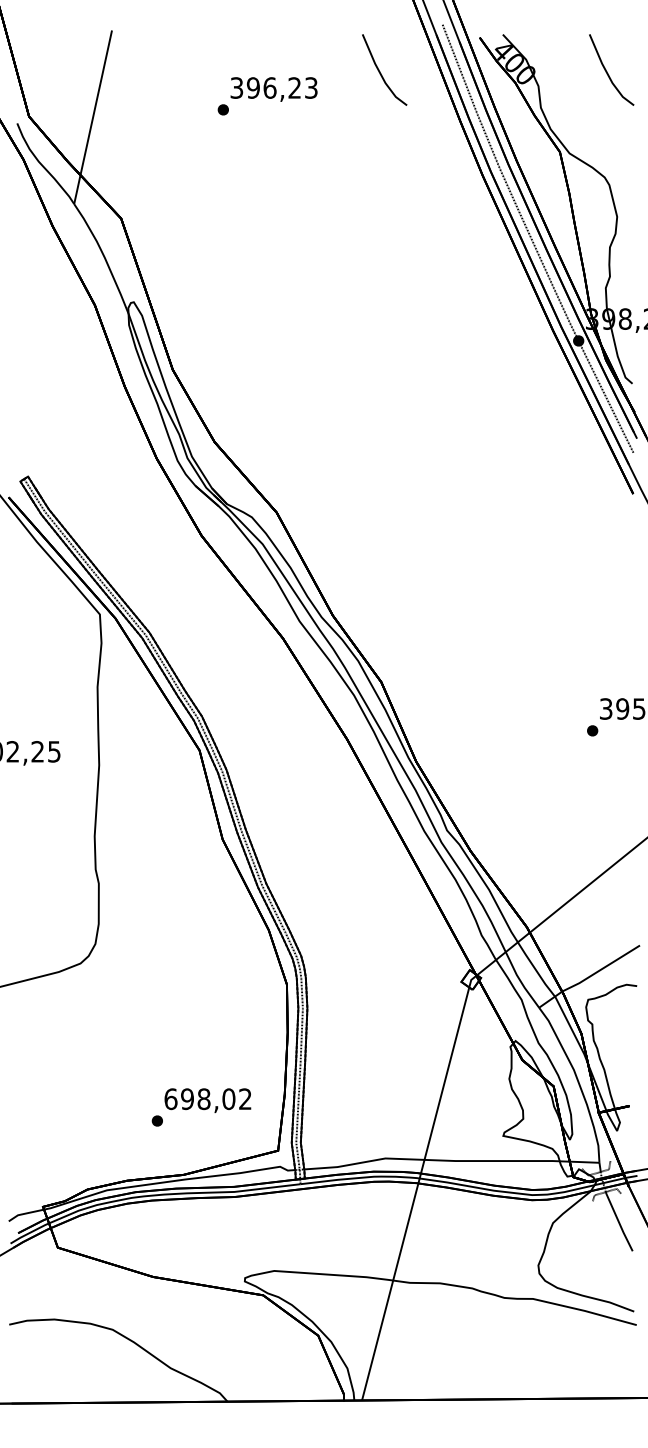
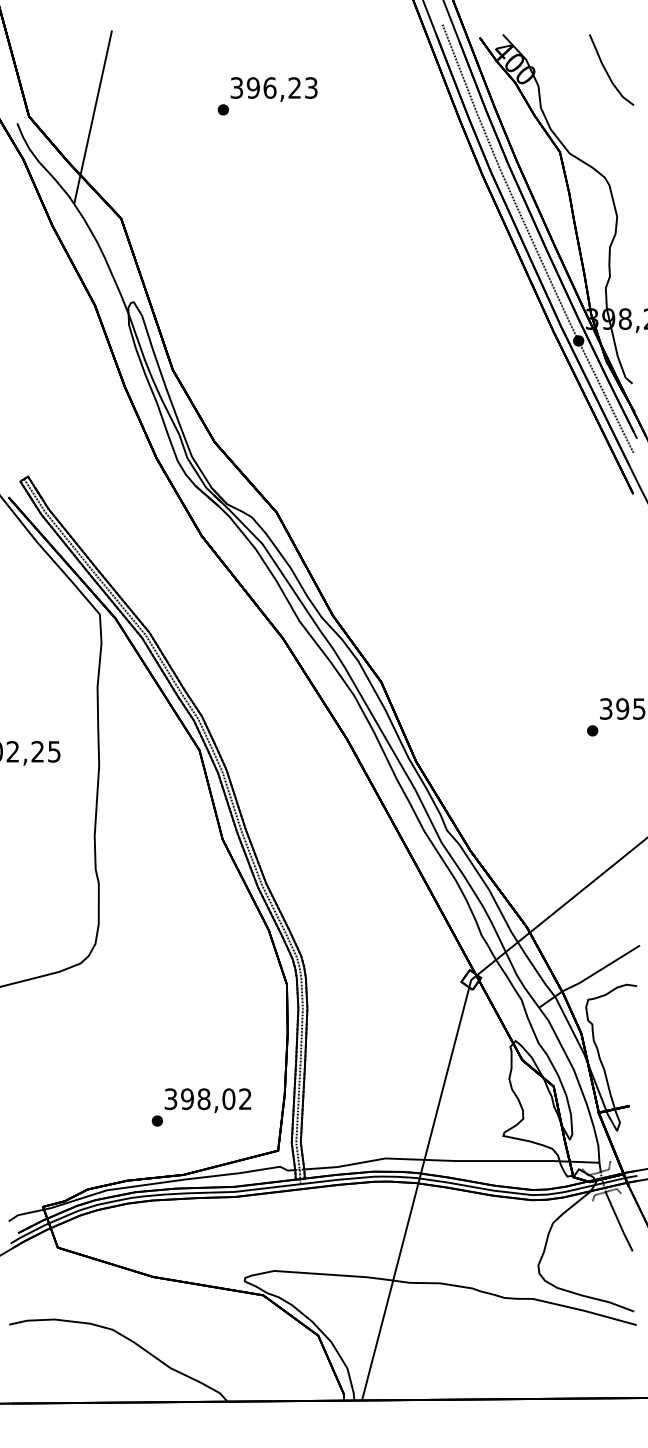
line: present -> none (380, 71)
text: 698,02 -> 398,02 (170, 1099)
